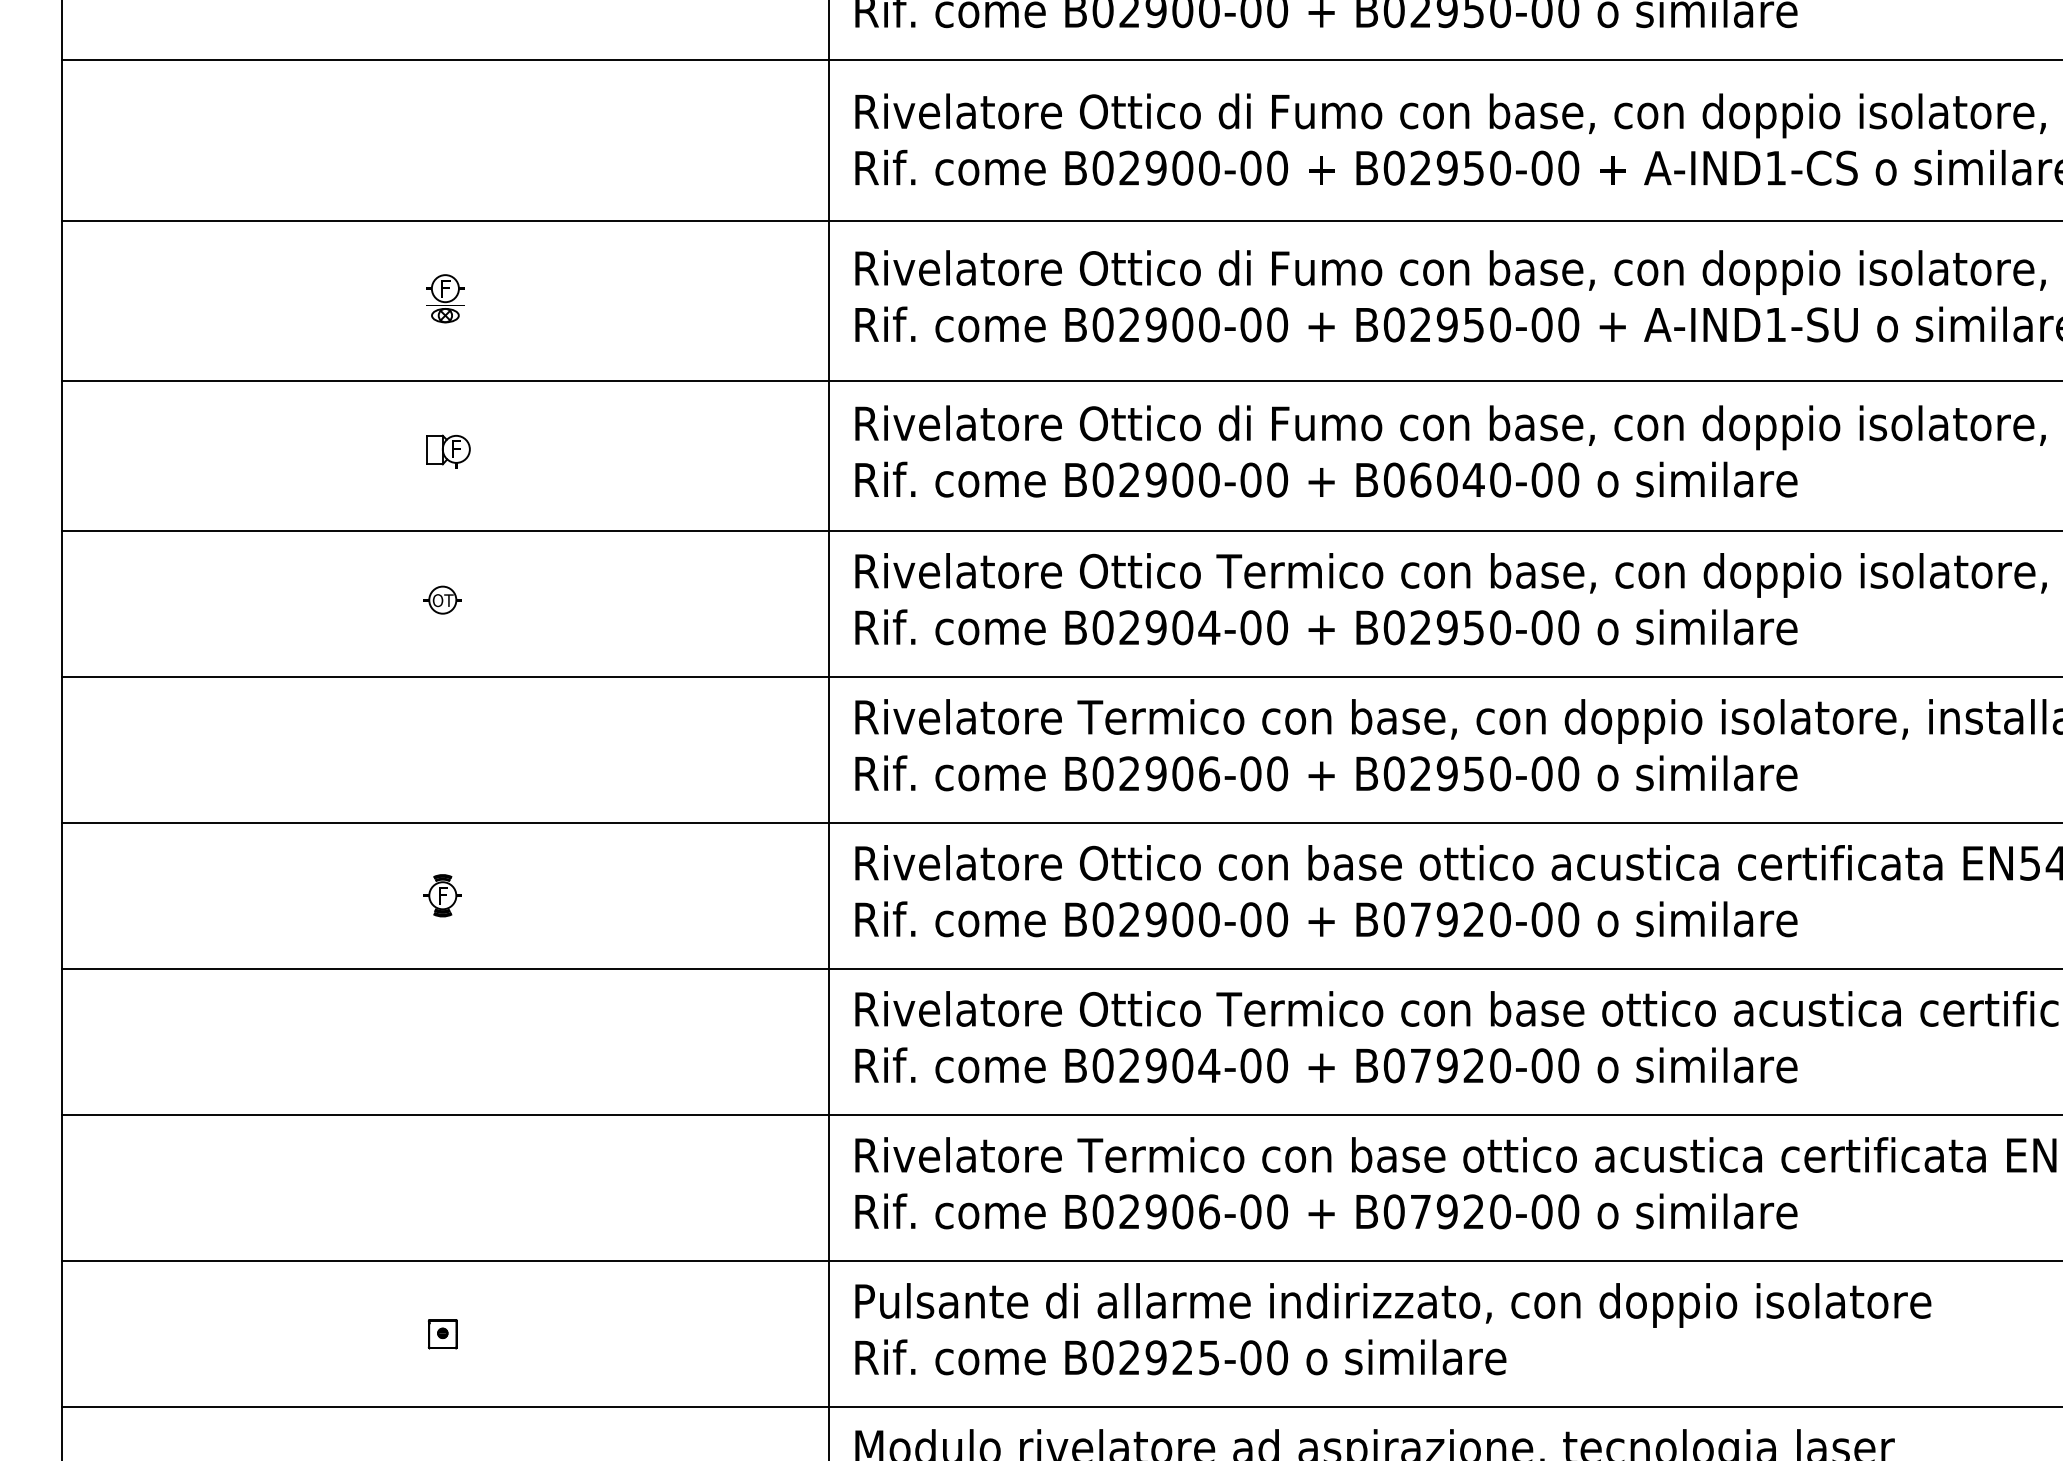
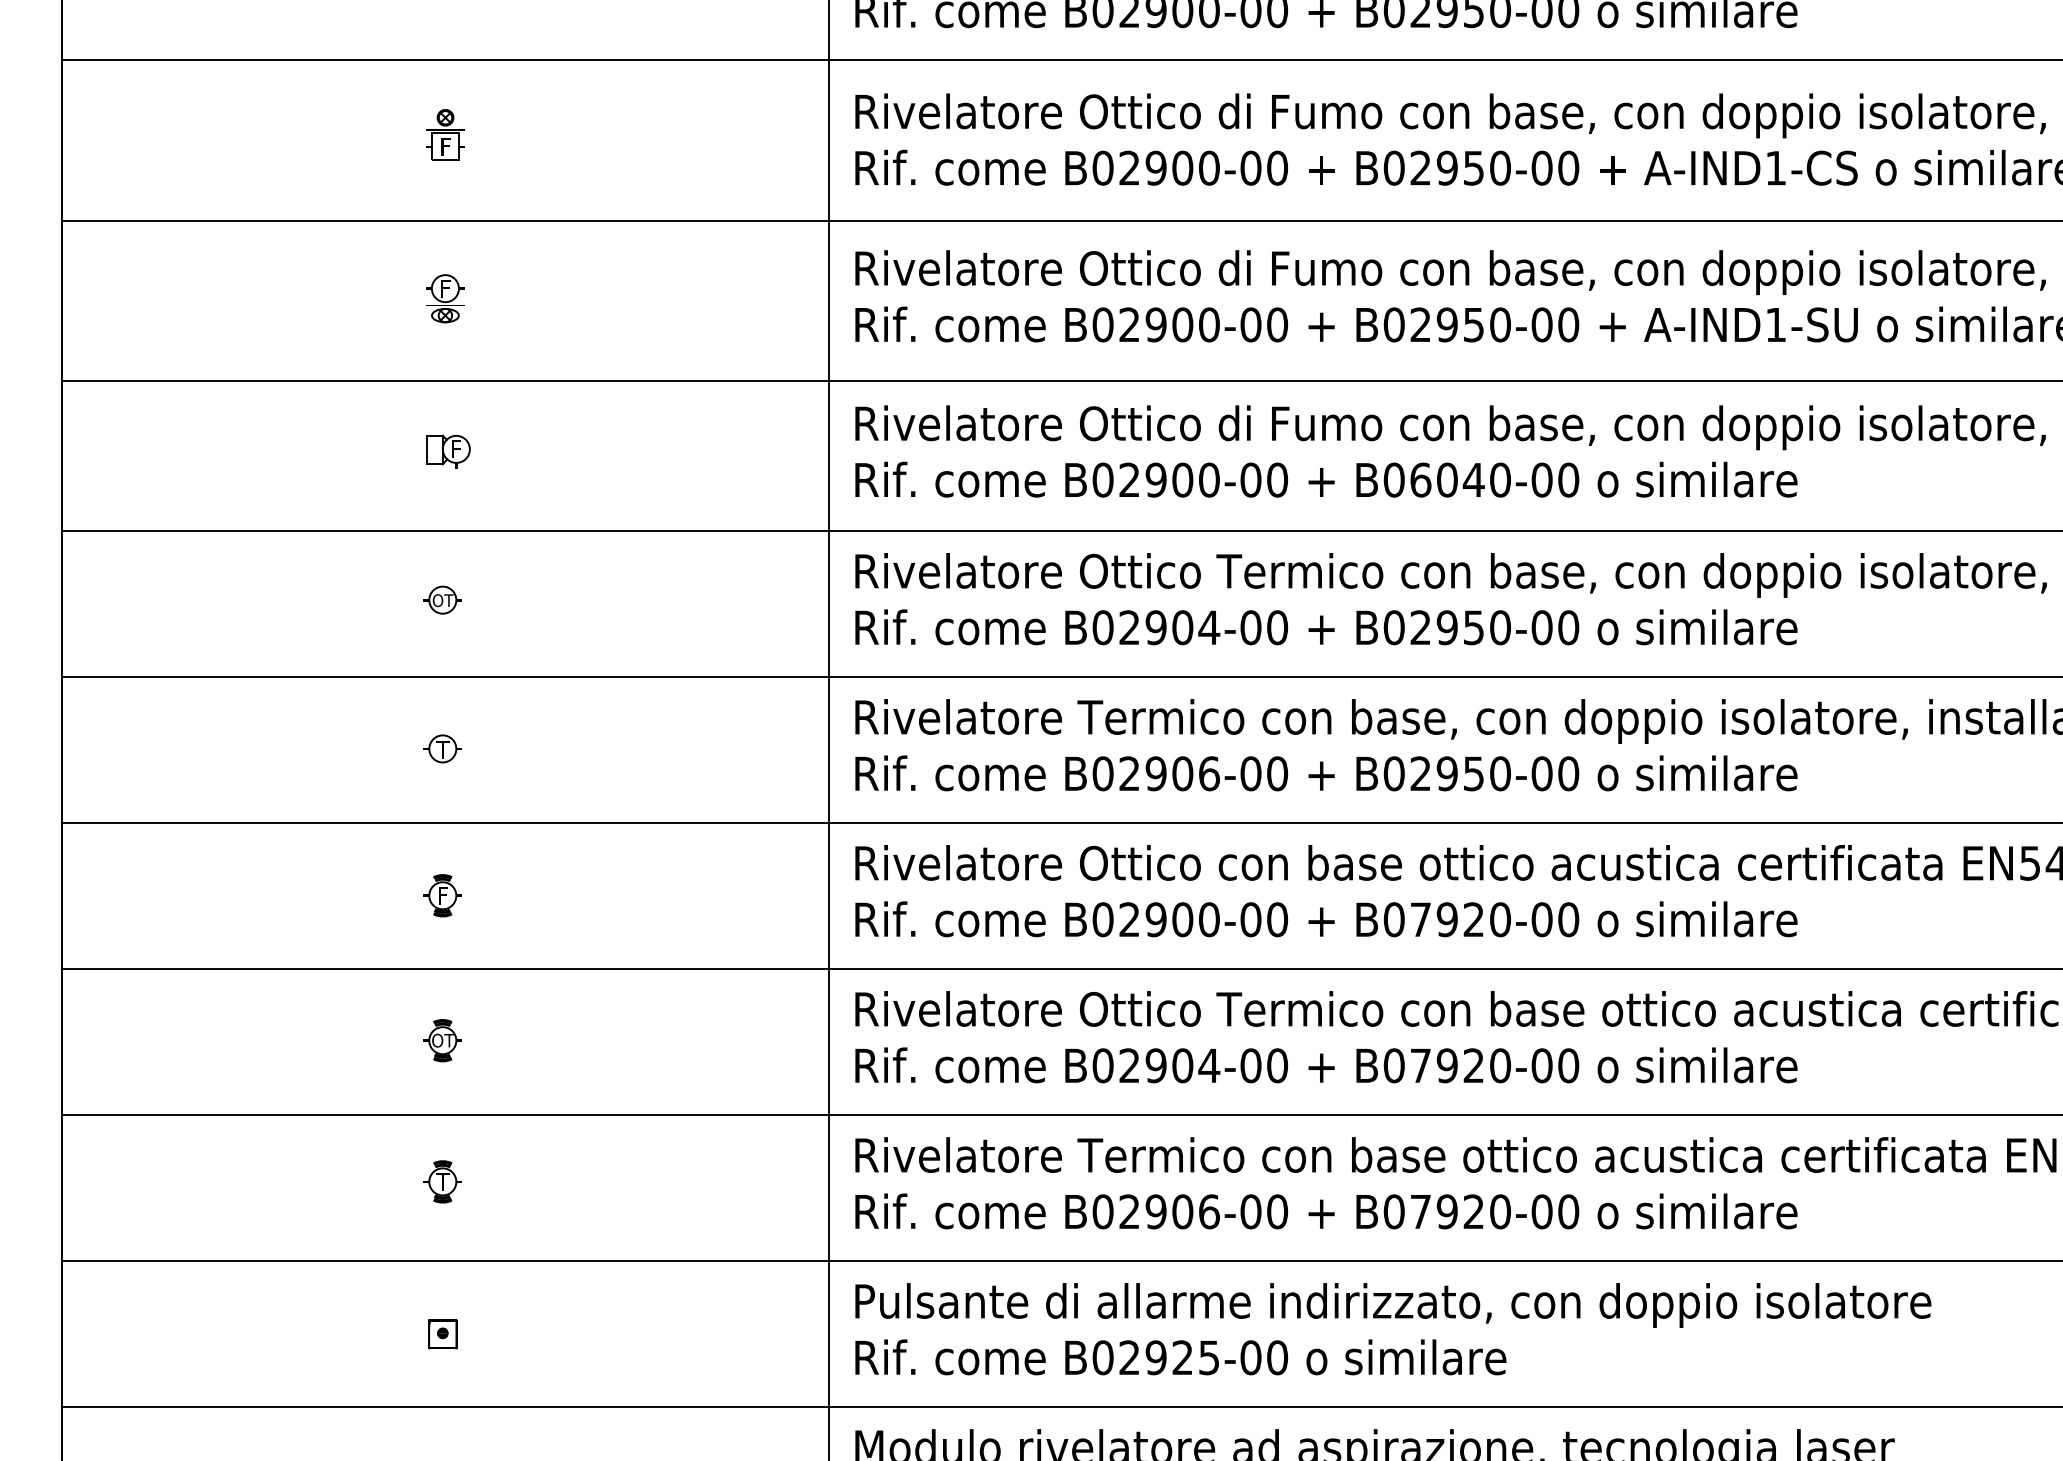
part: none -> present (445, 134)
part: none -> present (442, 748)
part: none -> present (442, 1040)
part: none -> present (442, 1181)
